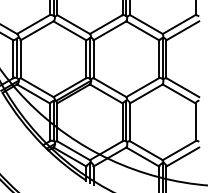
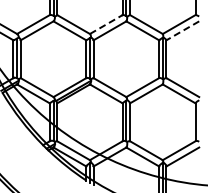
line: solid -> dashed (106, 24)
line: solid -> dashed (182, 30)
